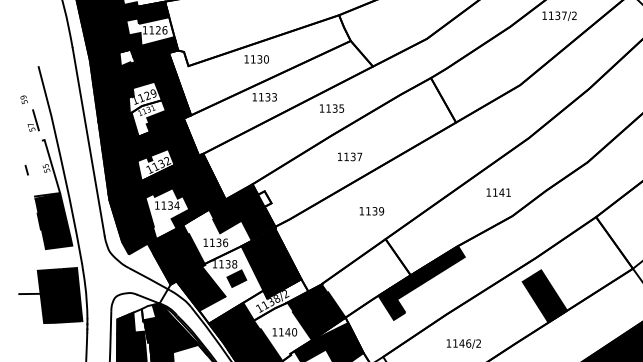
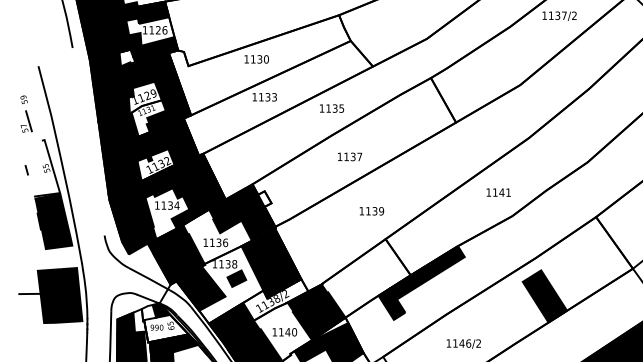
part position: (33, 120) -> (26, 121) (26, 121)
line: present -> none (88, 141)
fill: present -> none (165, 328)
